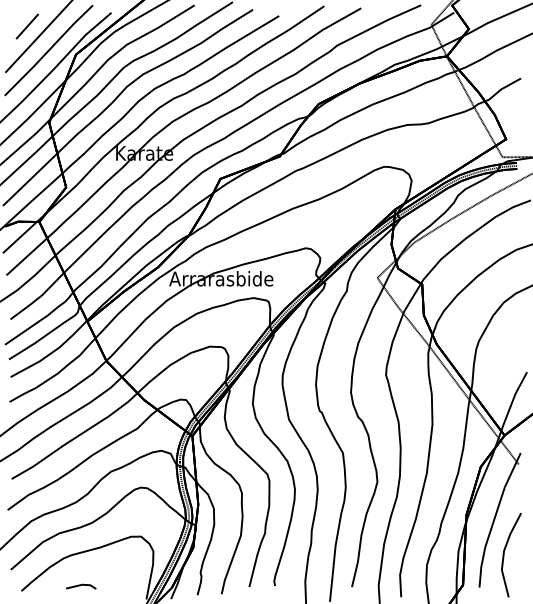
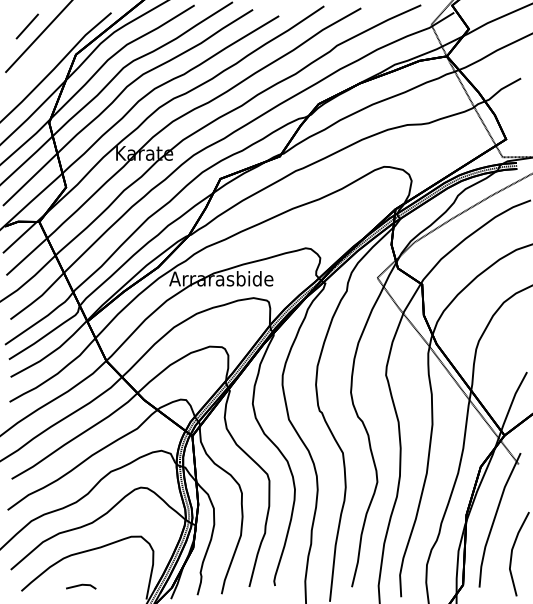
line: present -> none (48, 50)
line position: (504, 554) -> (512, 553) (512, 553)
